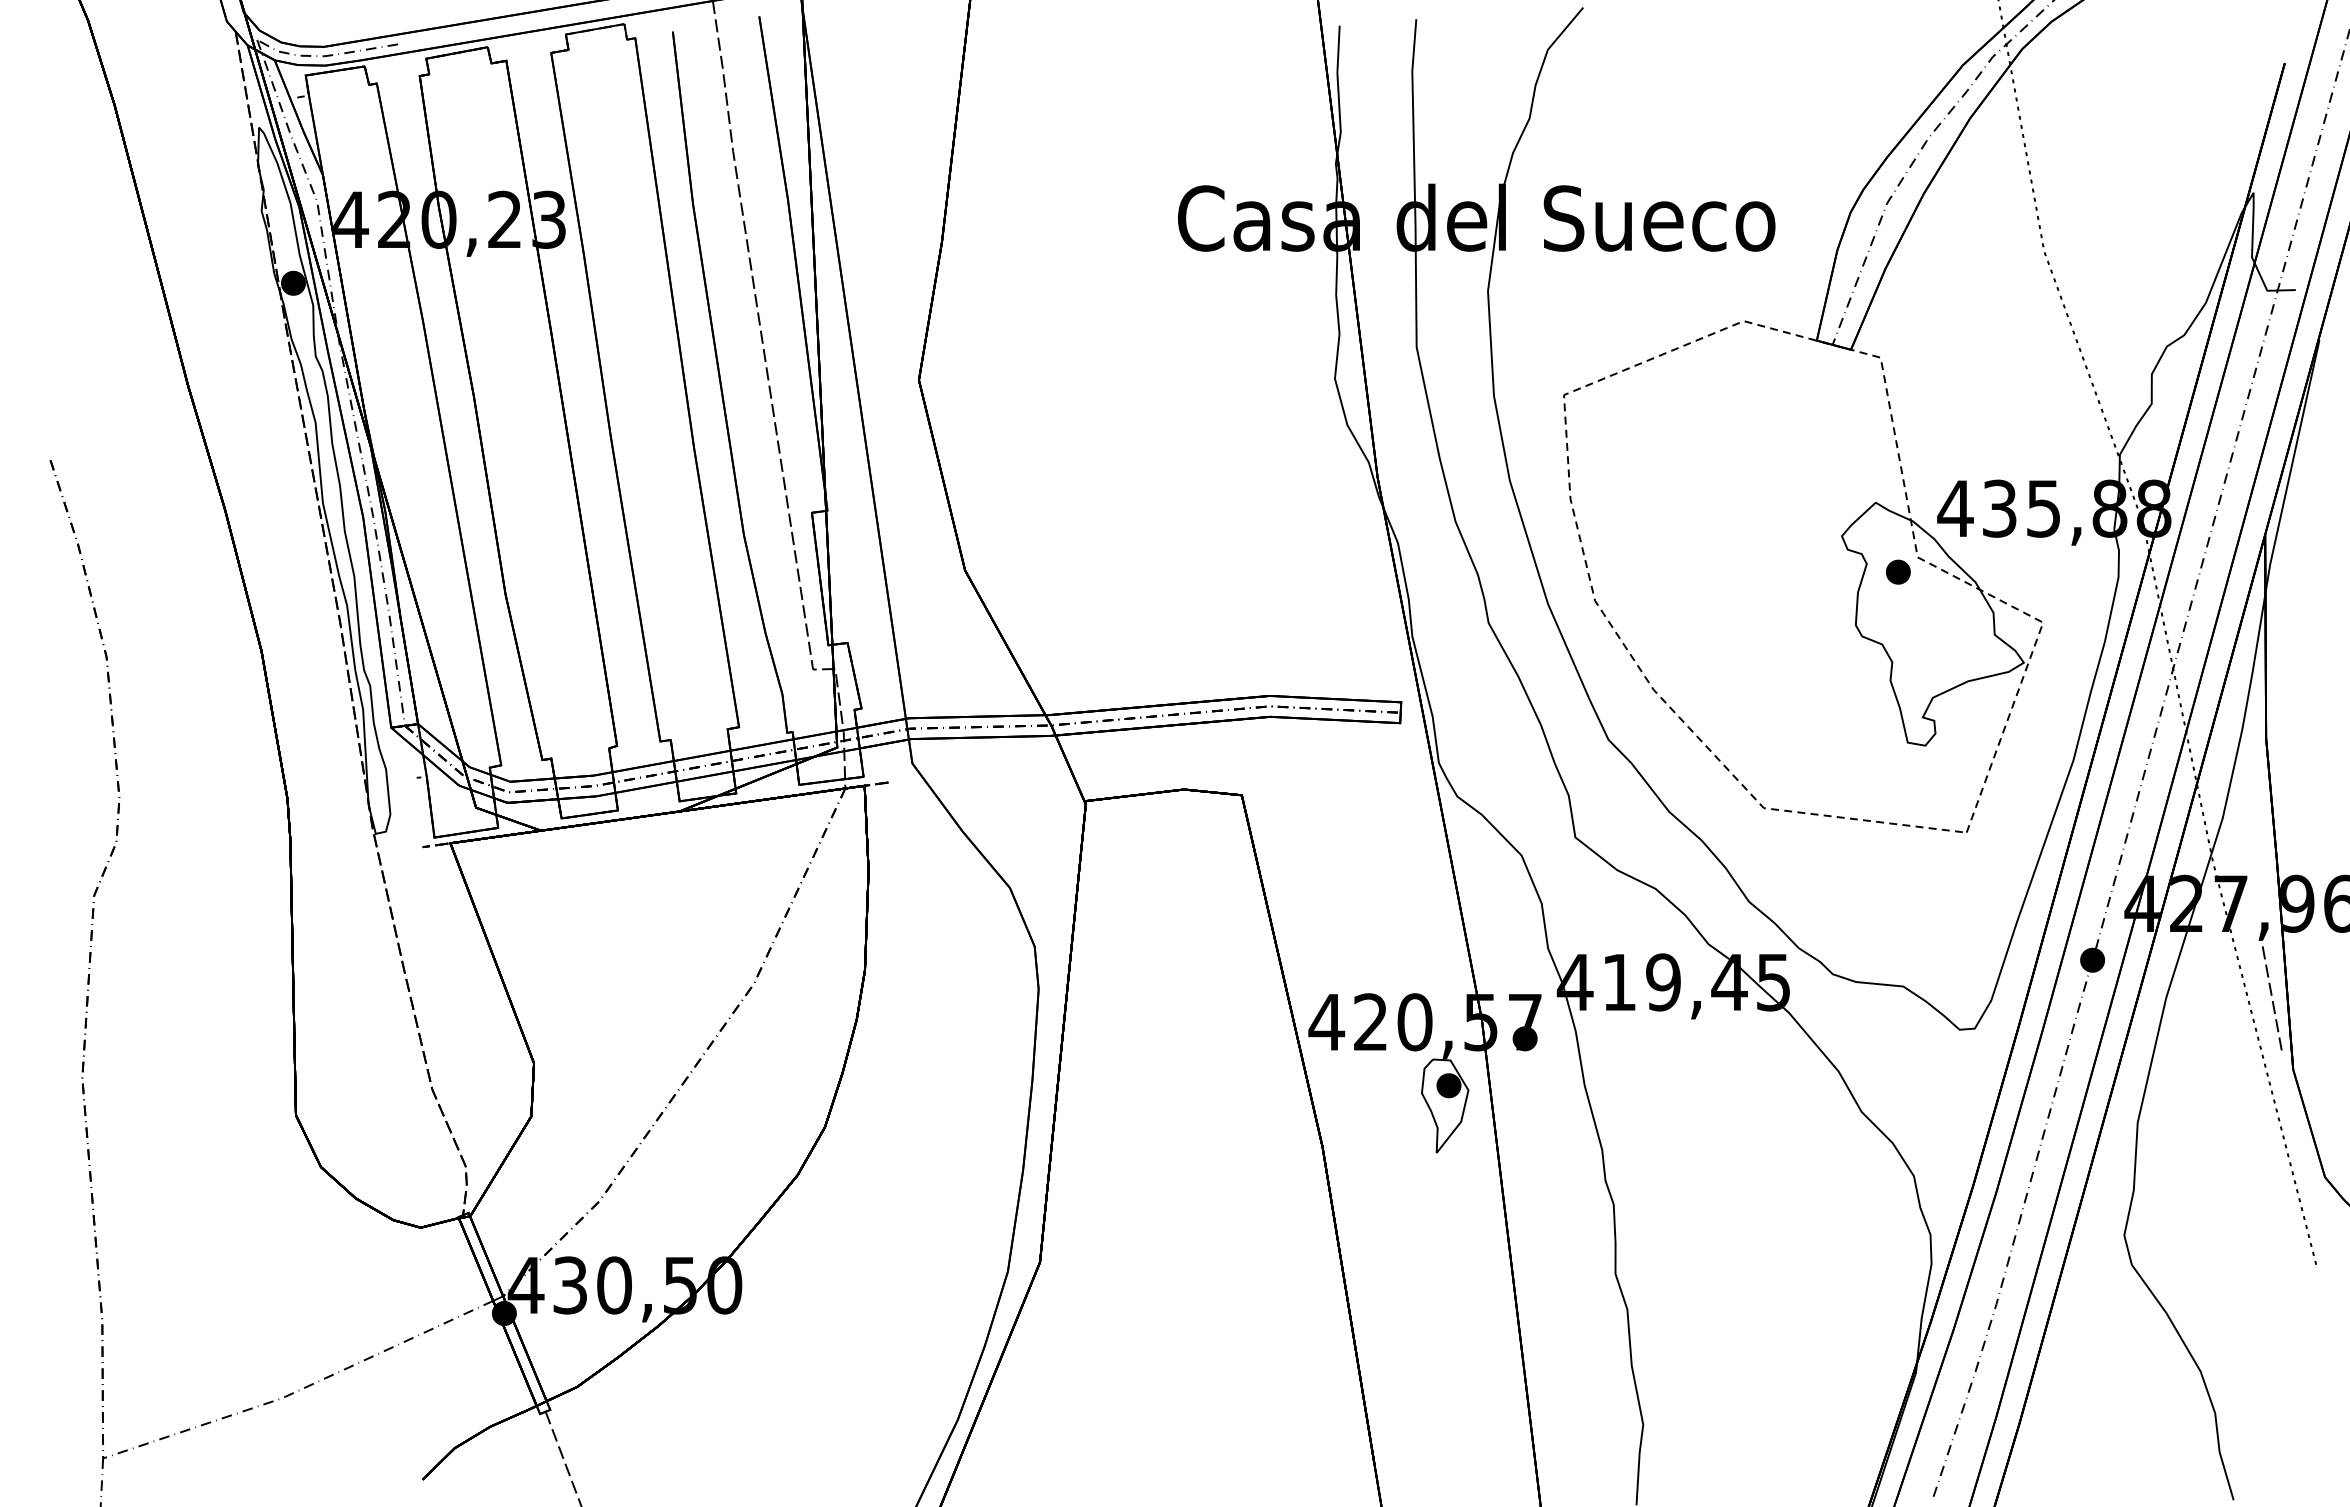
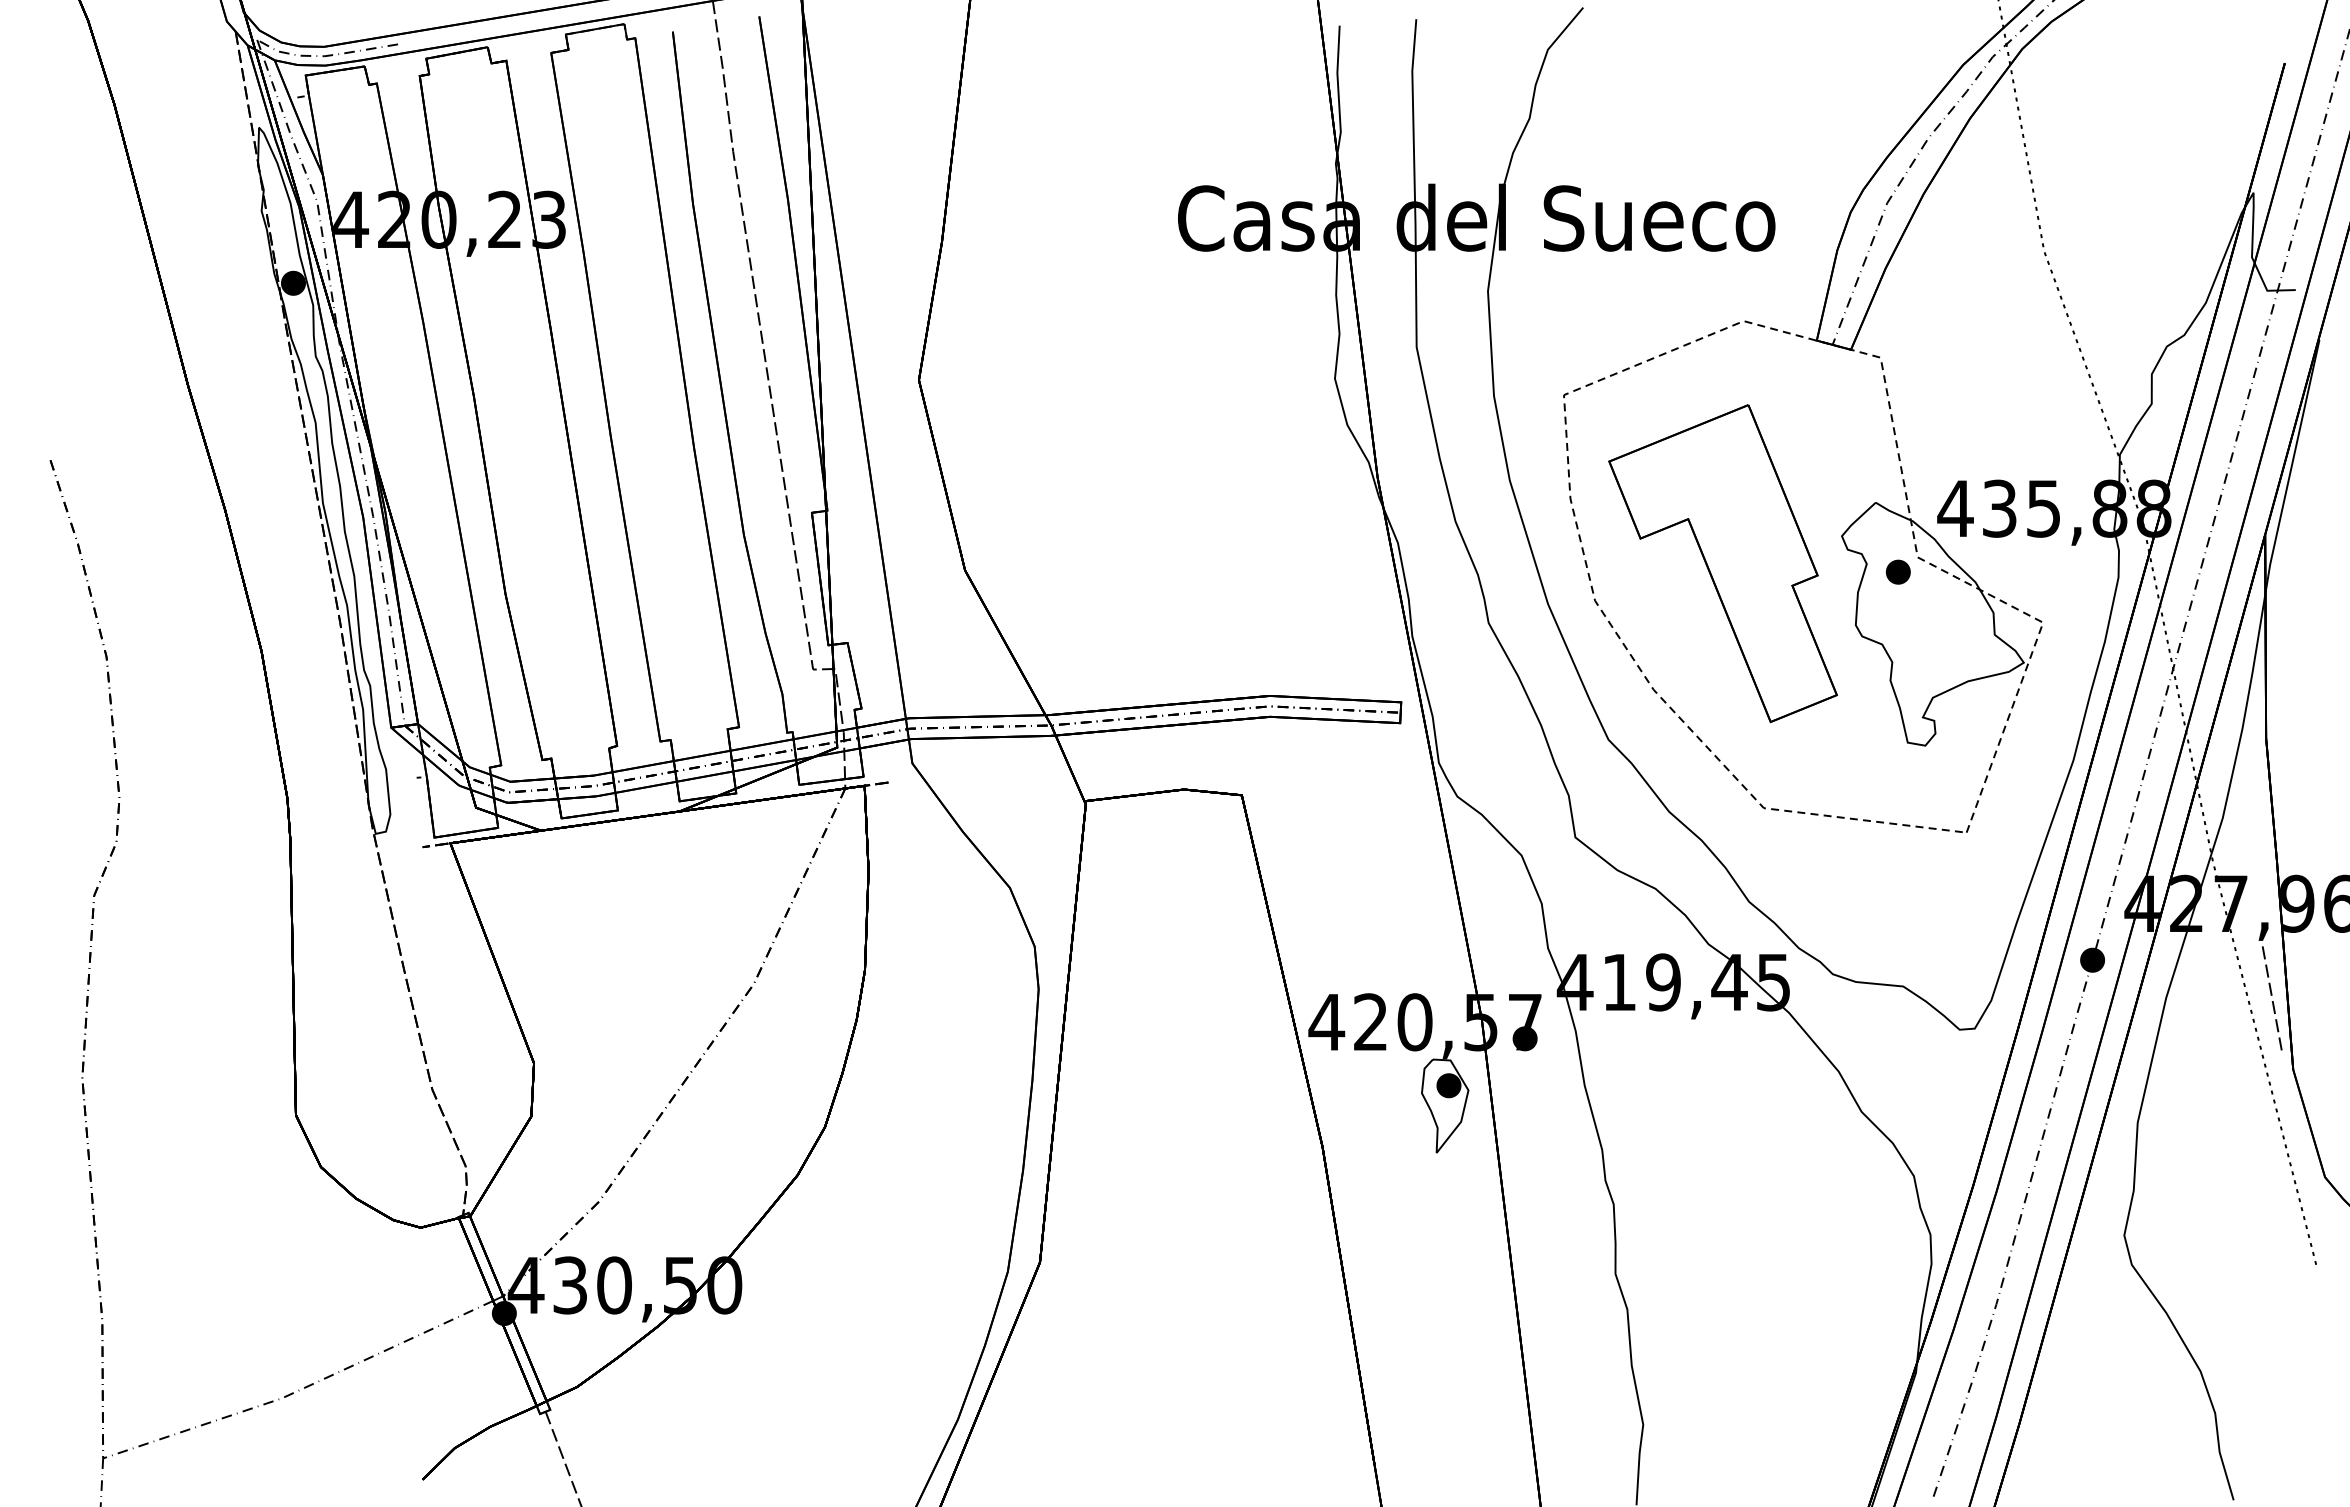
part: none -> present (1722, 563)
